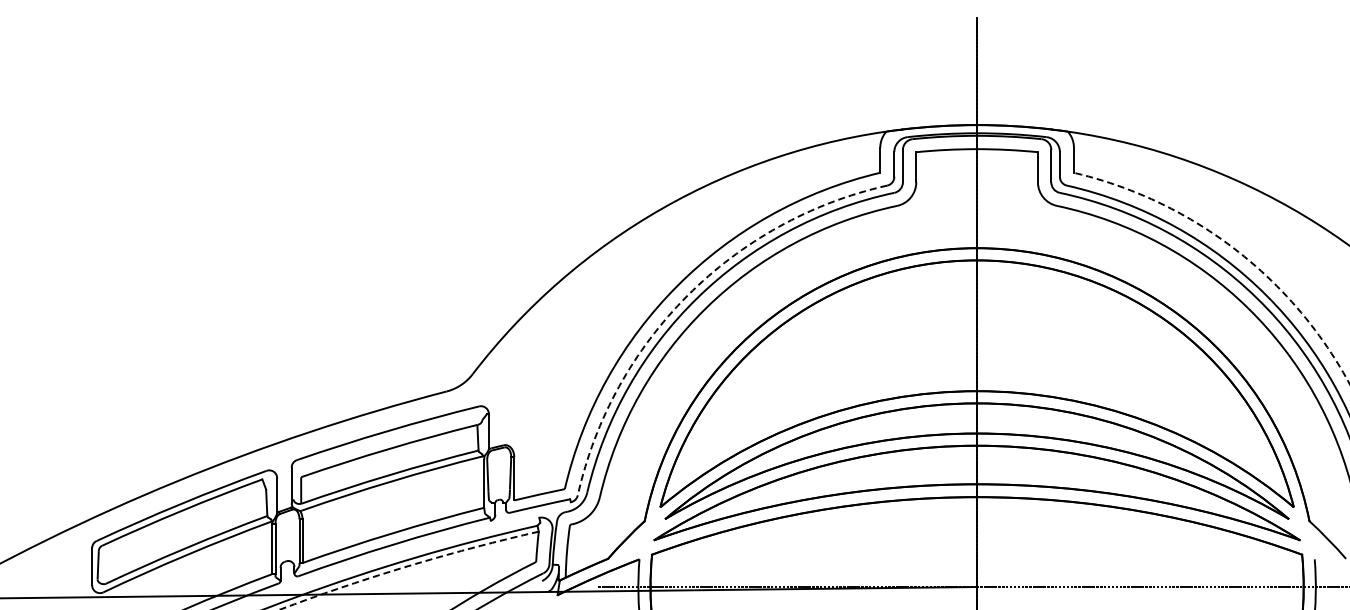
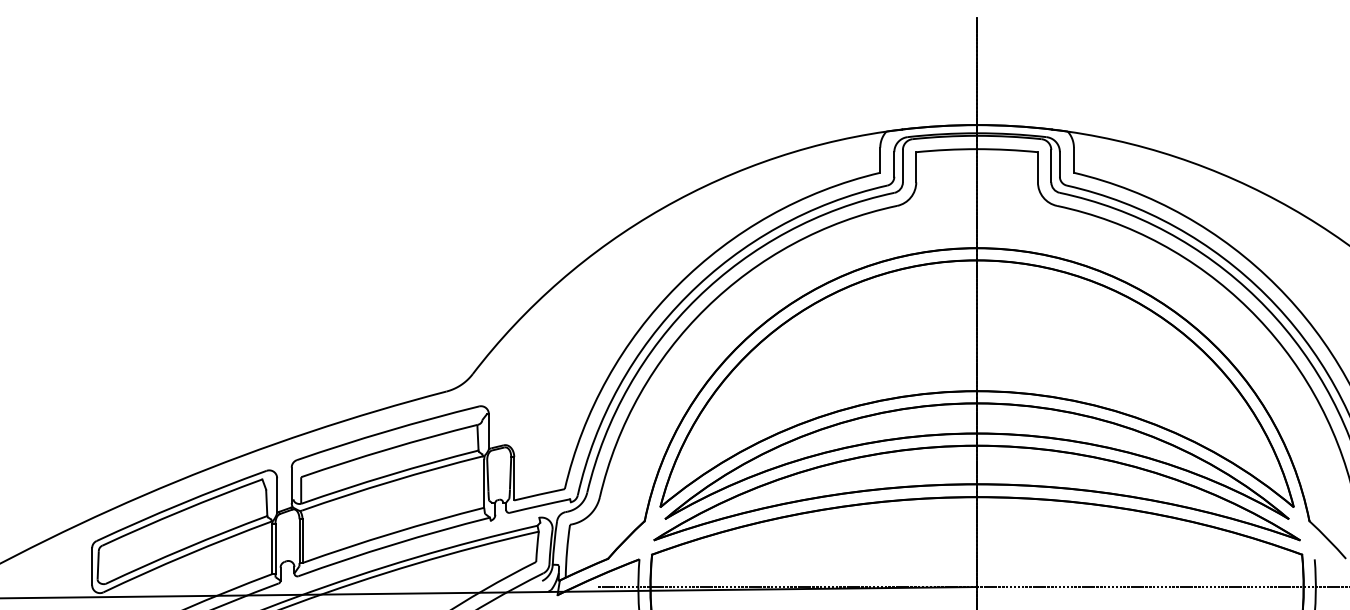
arc: dashed -> solid (1234, 248)
arc: dashed -> solid (687, 295)
arc: dashed -> solid (407, 566)
